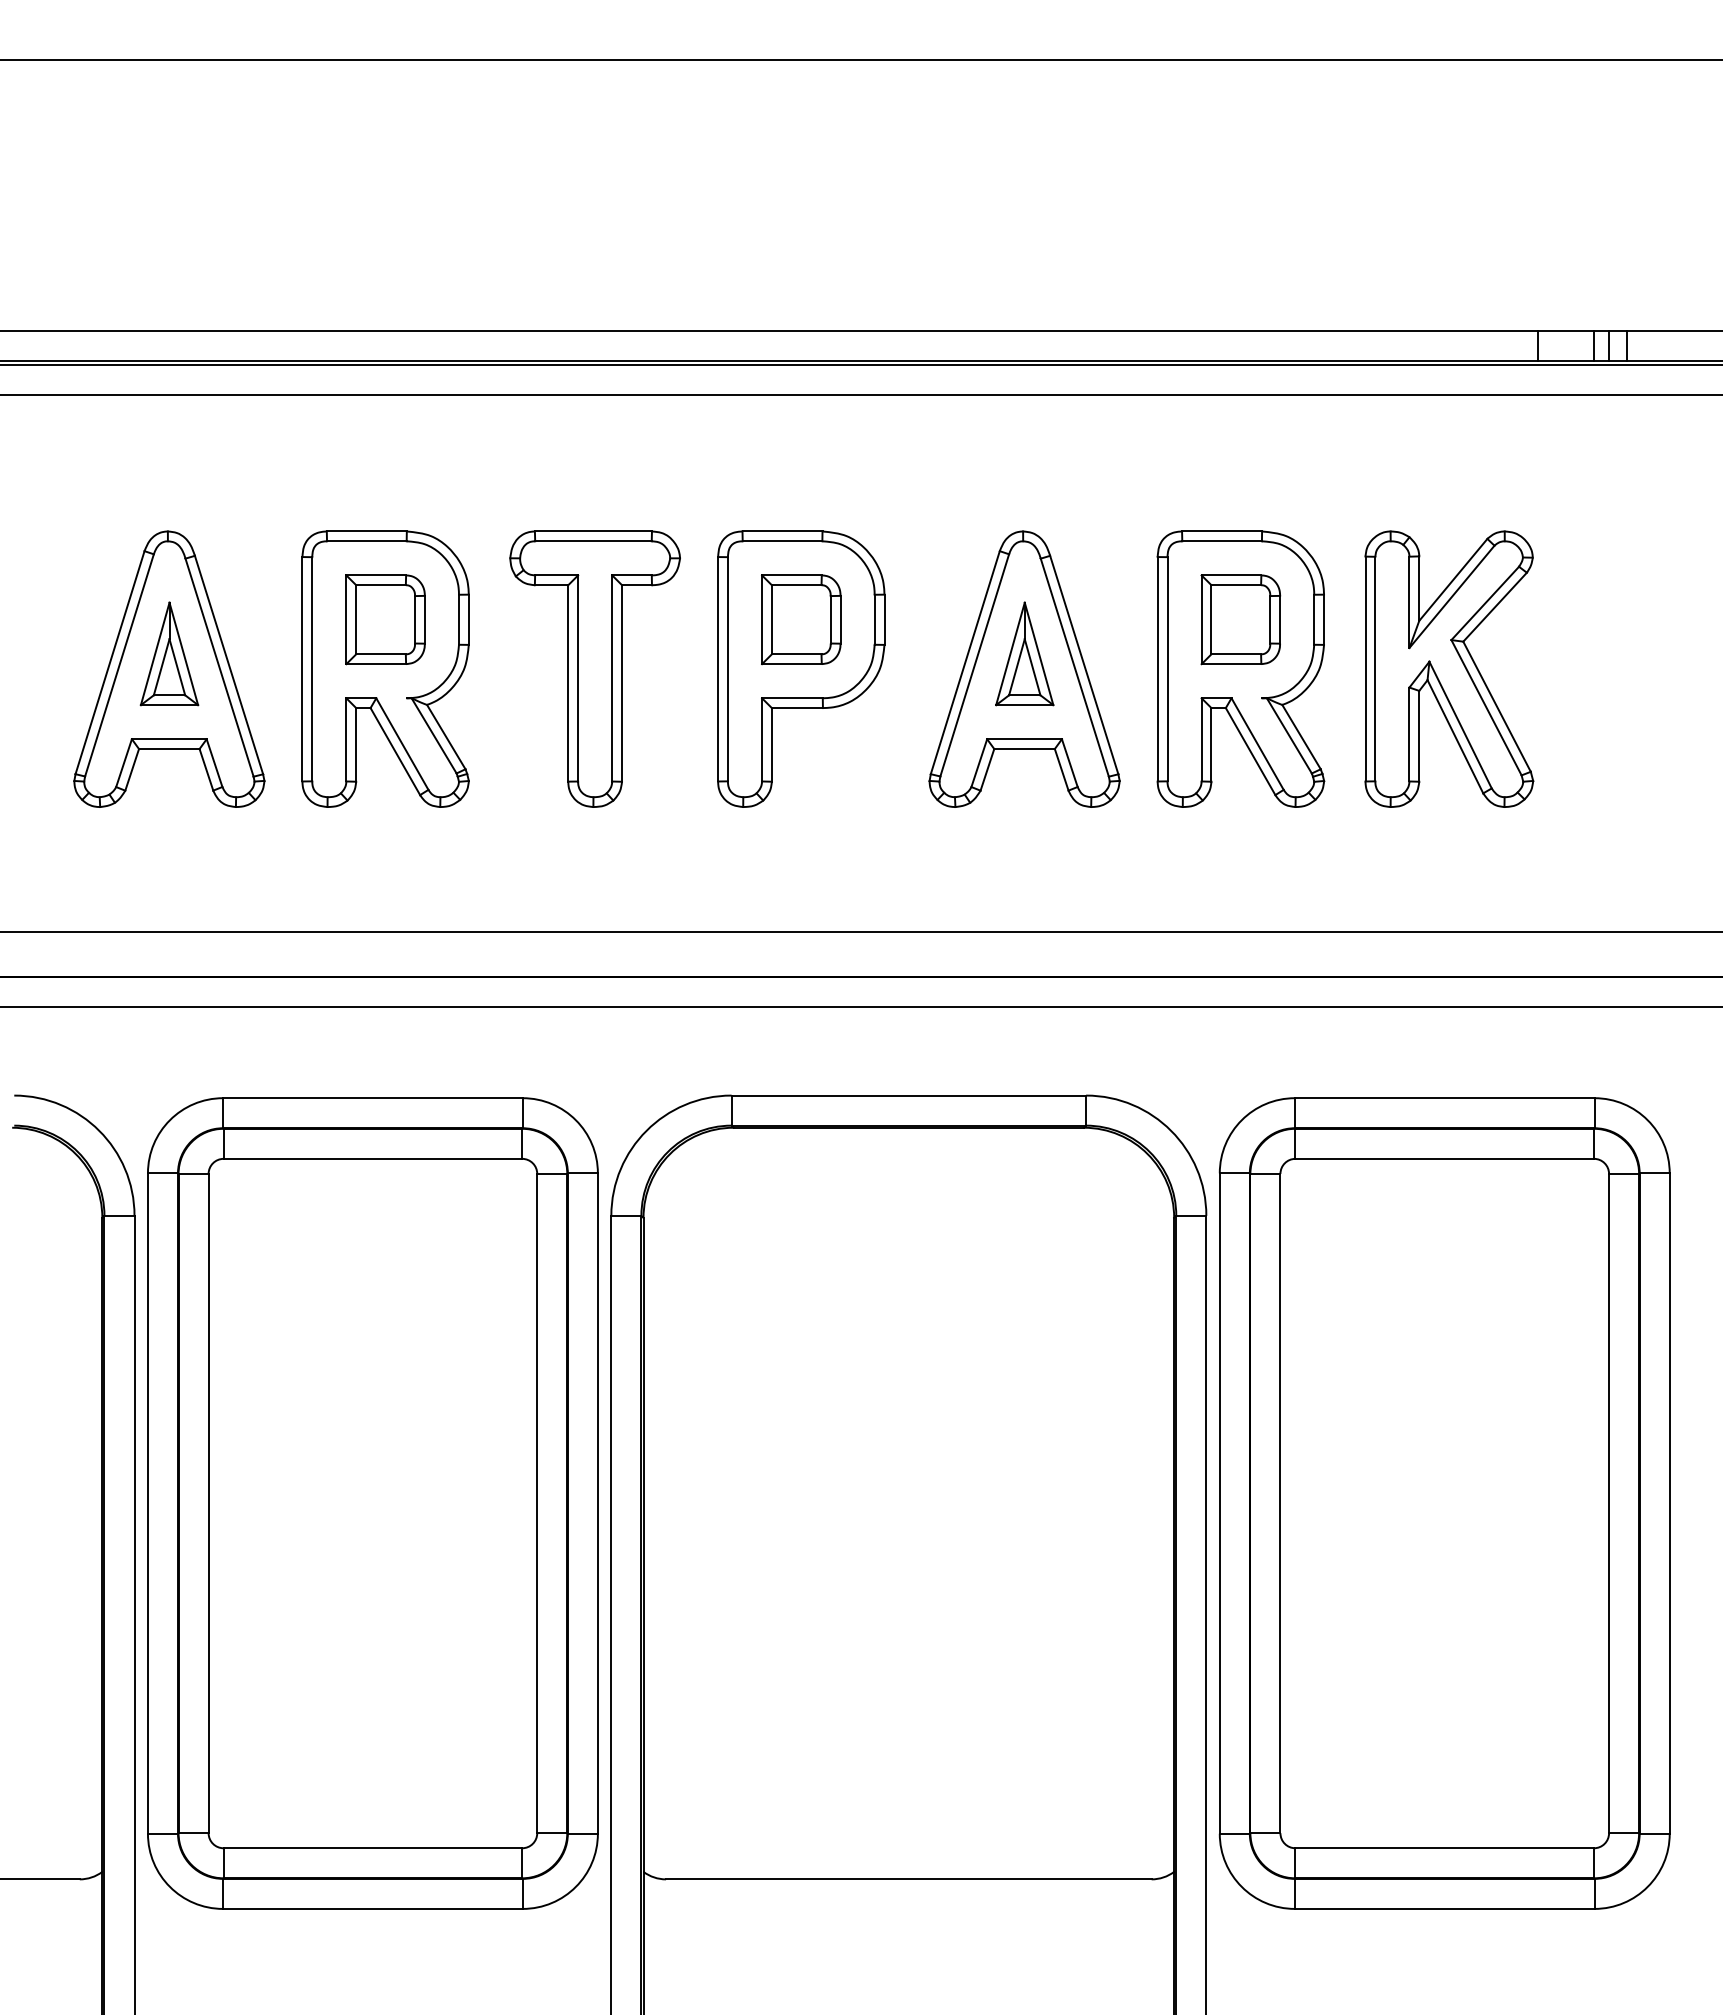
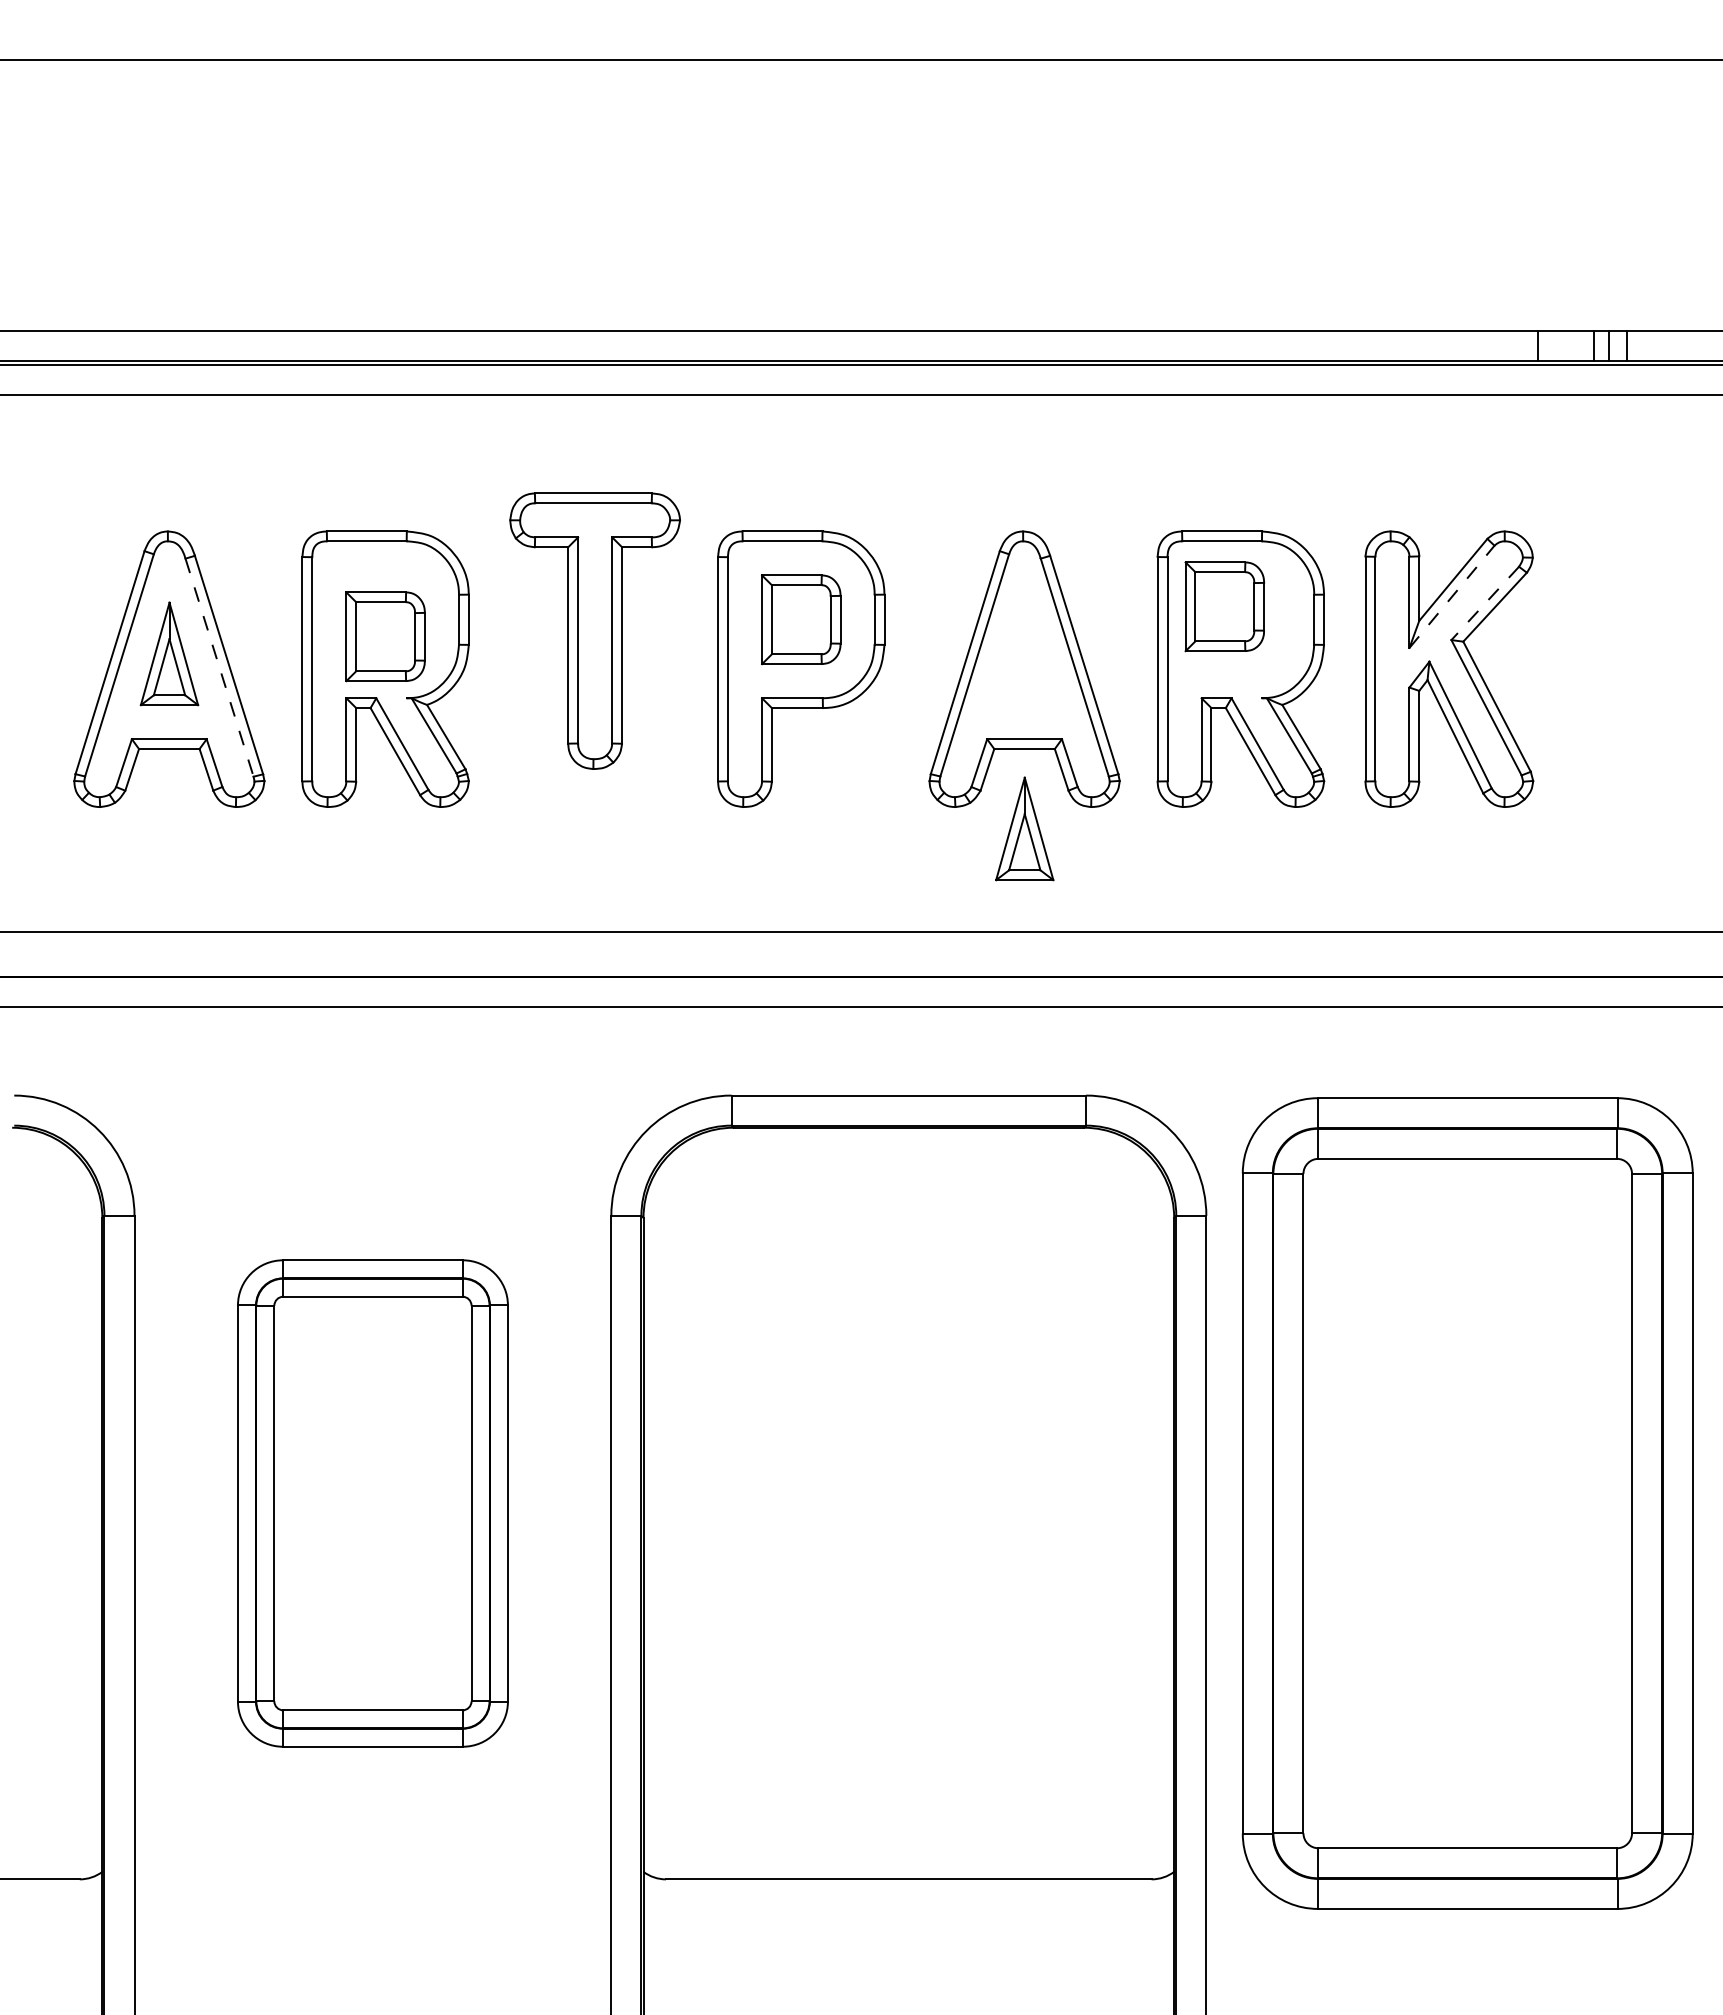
line: solid -> dashed (1451, 596)
line: solid -> dashed (1485, 603)
part position: (385, 619) -> (385, 636) (385, 636)
part position: (1240, 619) -> (1224, 606) (1224, 606)
part position: (1024, 653) -> (1024, 828) (1024, 828)
line: solid -> dashed (219, 668)
part position: (594, 668) -> (594, 630) (594, 630)
part size: 452x813 px -> 272x489 px (372, 1503)
part position: (1444, 1503) -> (1467, 1503) (1467, 1503)
